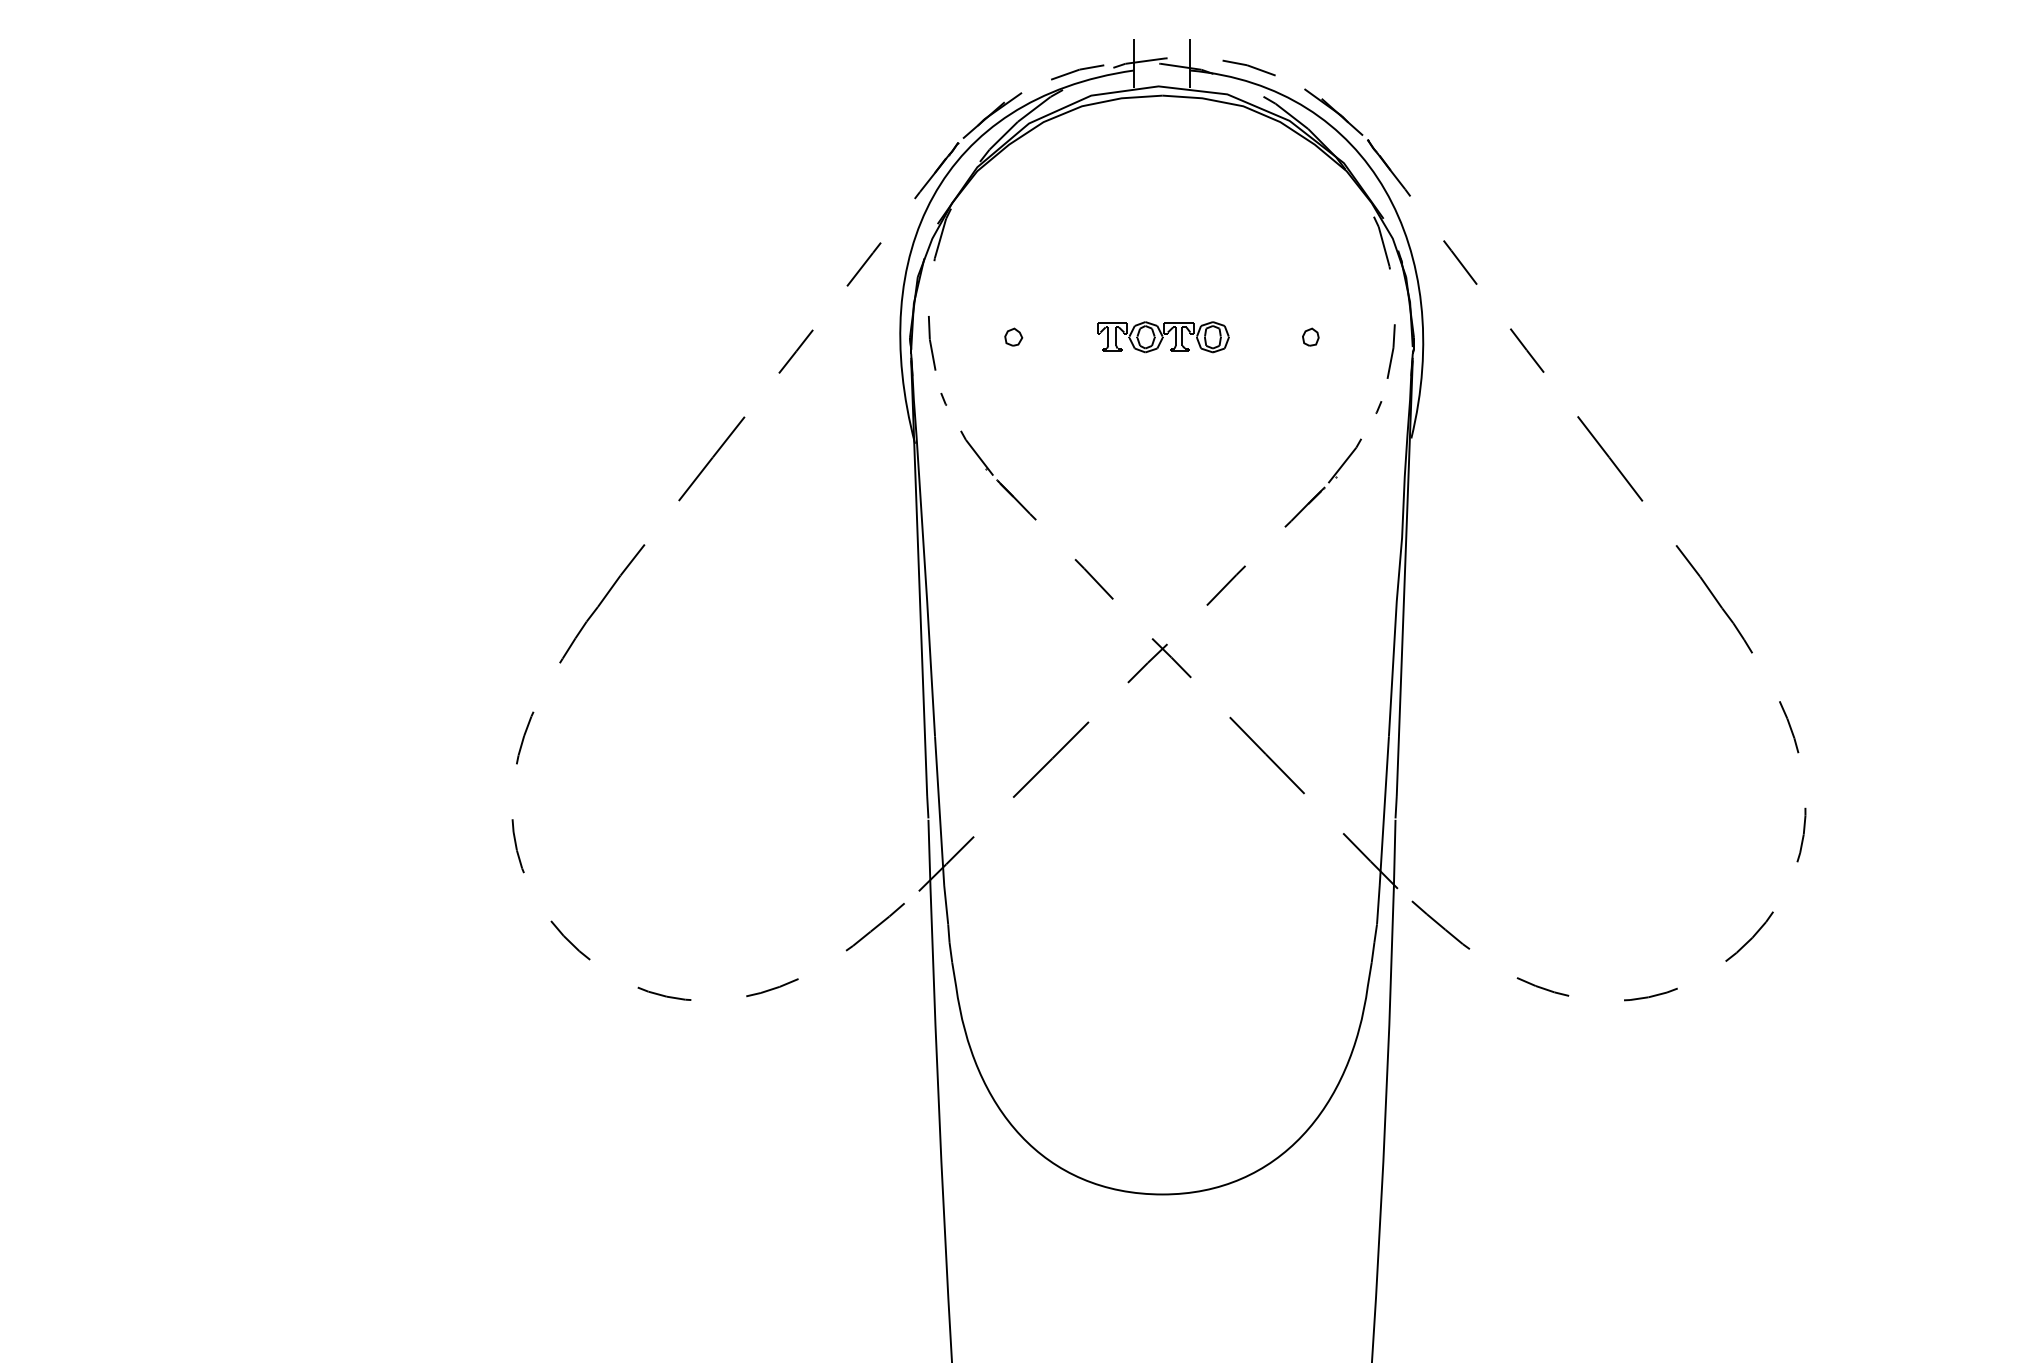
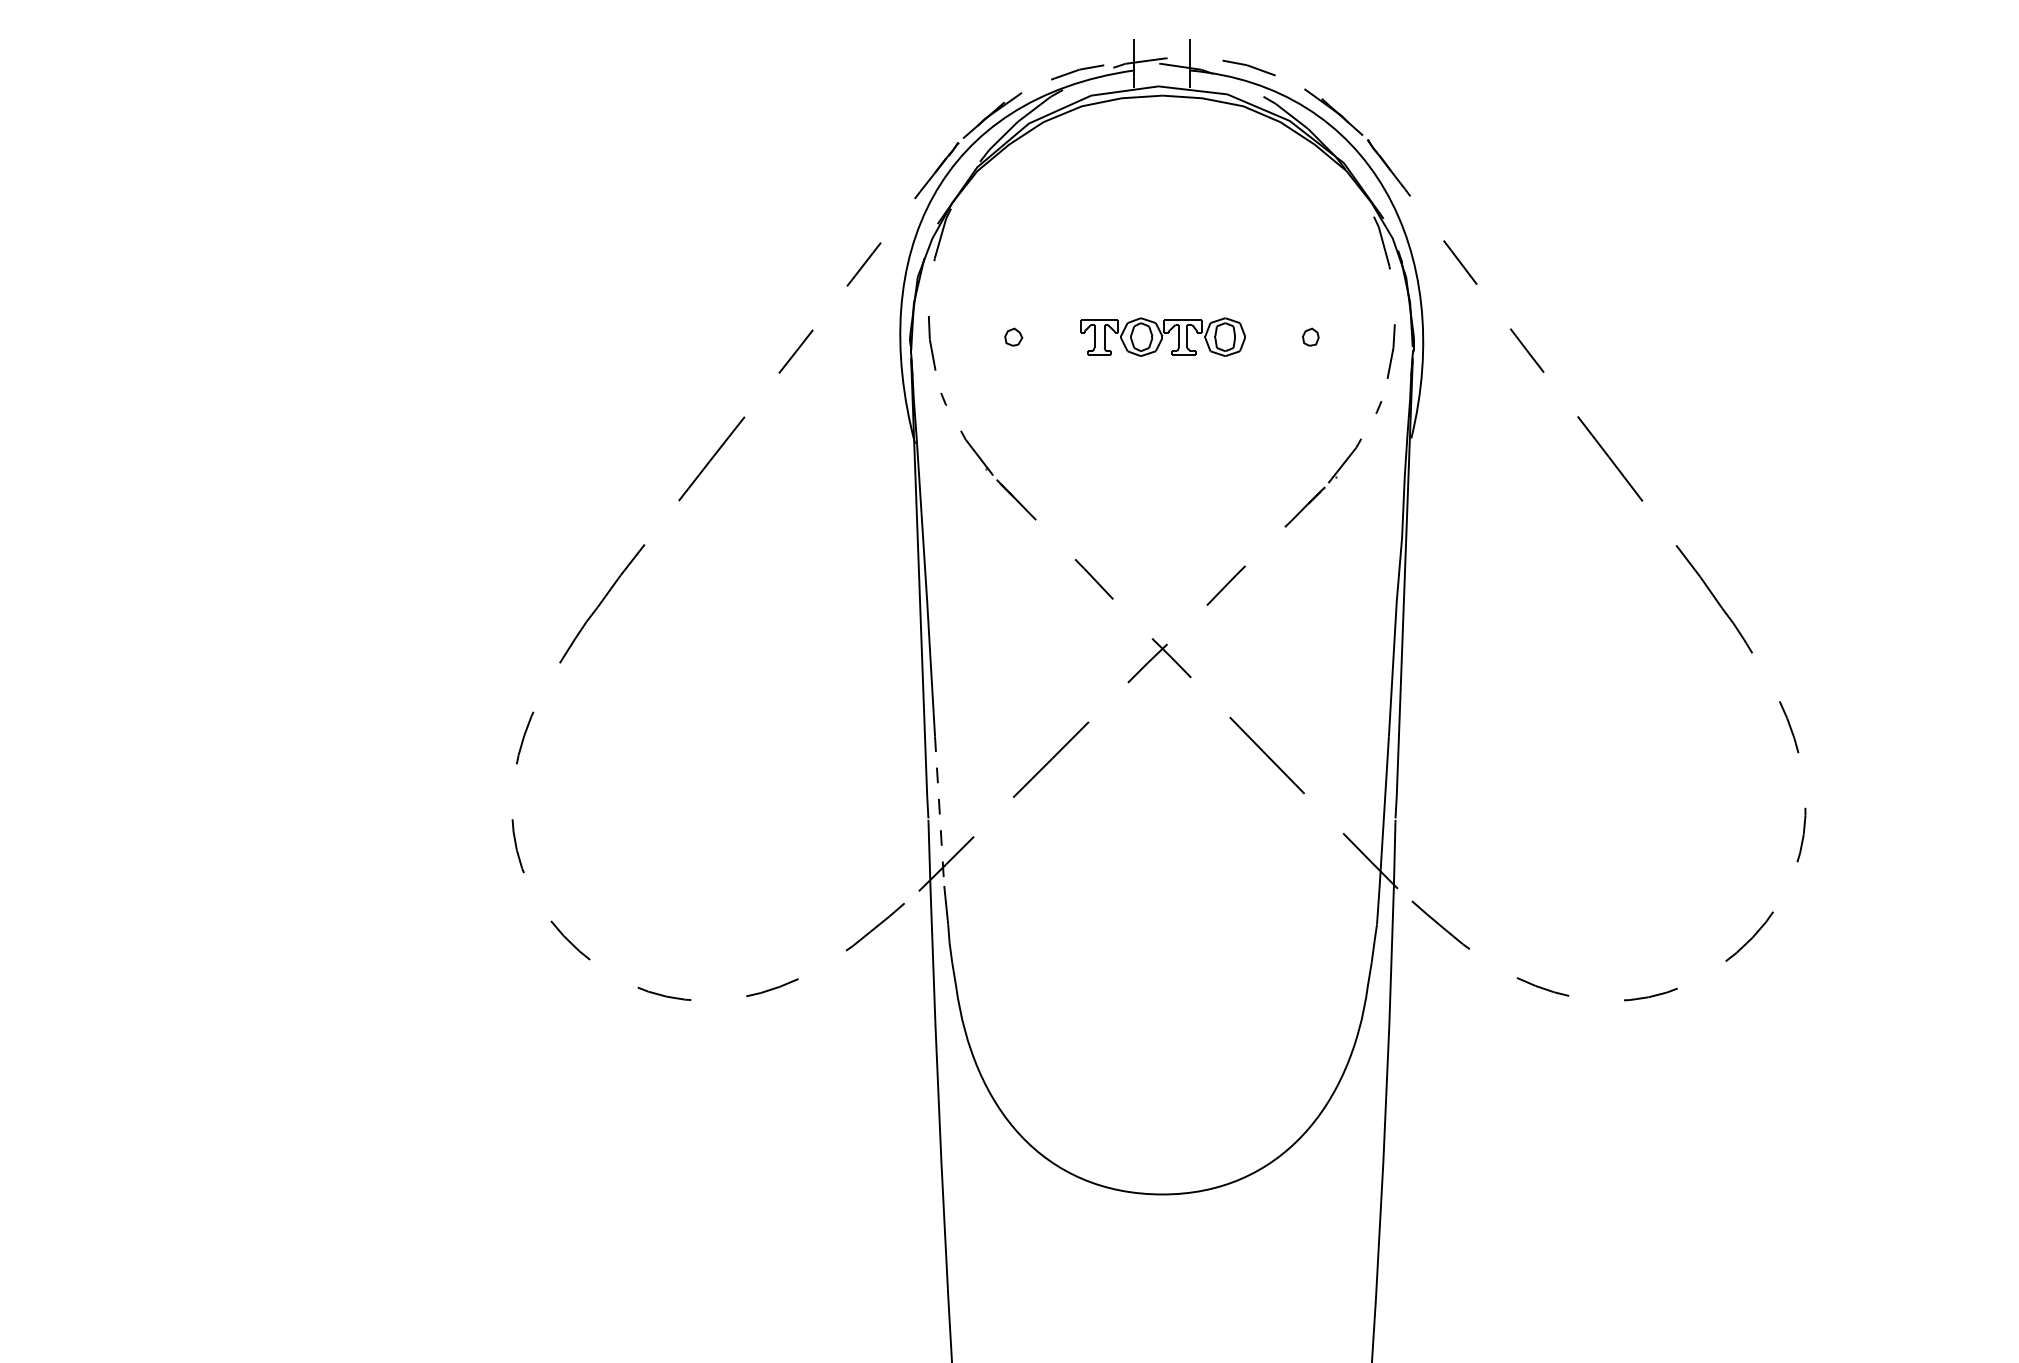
part size: 133x33 px -> 166x40 px (1162, 336)
line: solid -> dashed (939, 811)
